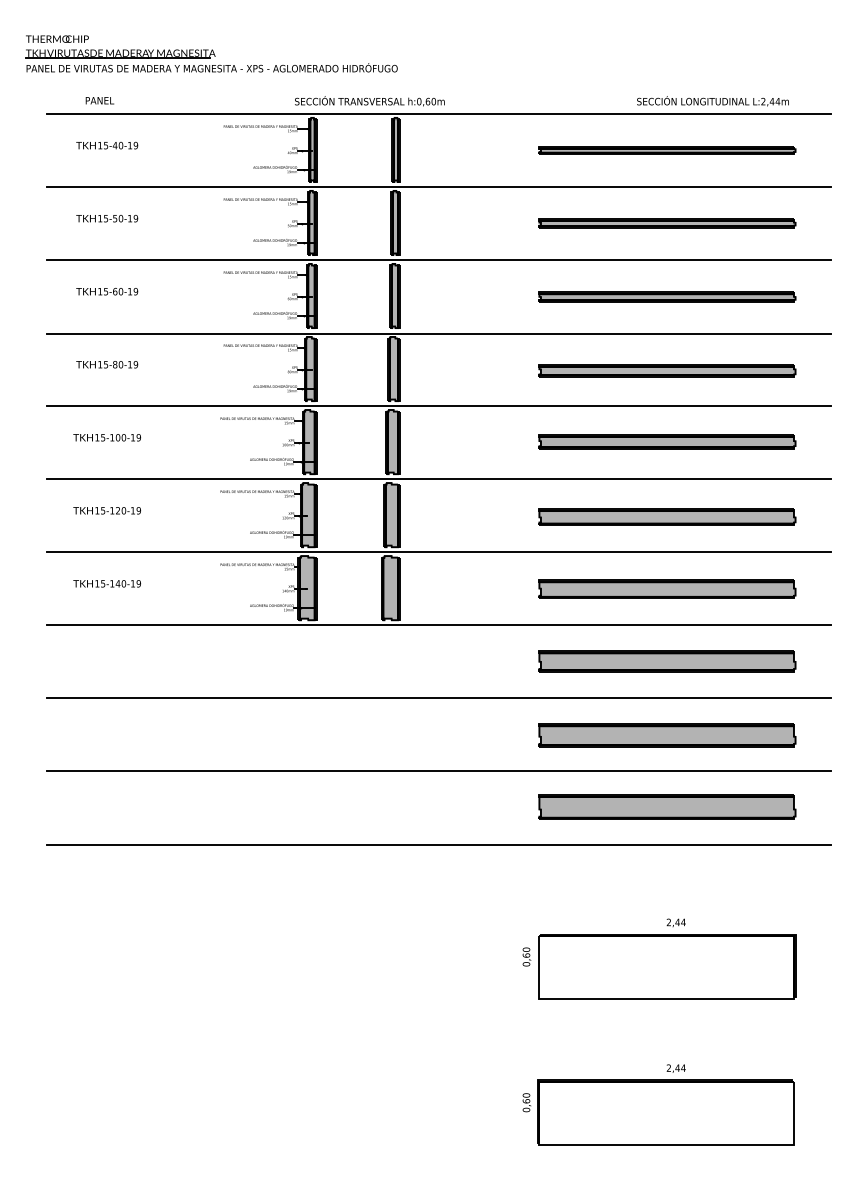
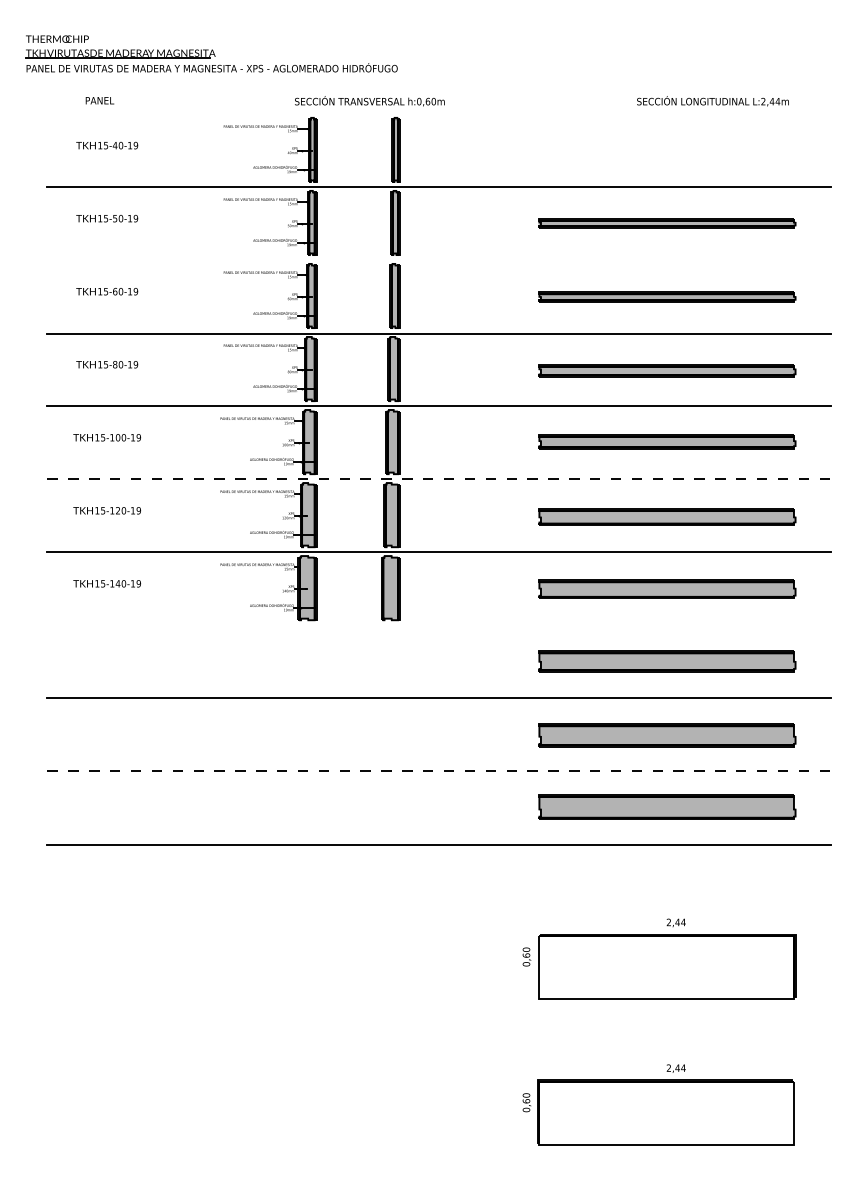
line: present -> none (439, 114)
part: present -> none (667, 150)
line: present -> none (439, 260)
line: solid -> dashed (439, 479)
line: present -> none (439, 625)
line: solid -> dashed (439, 771)
